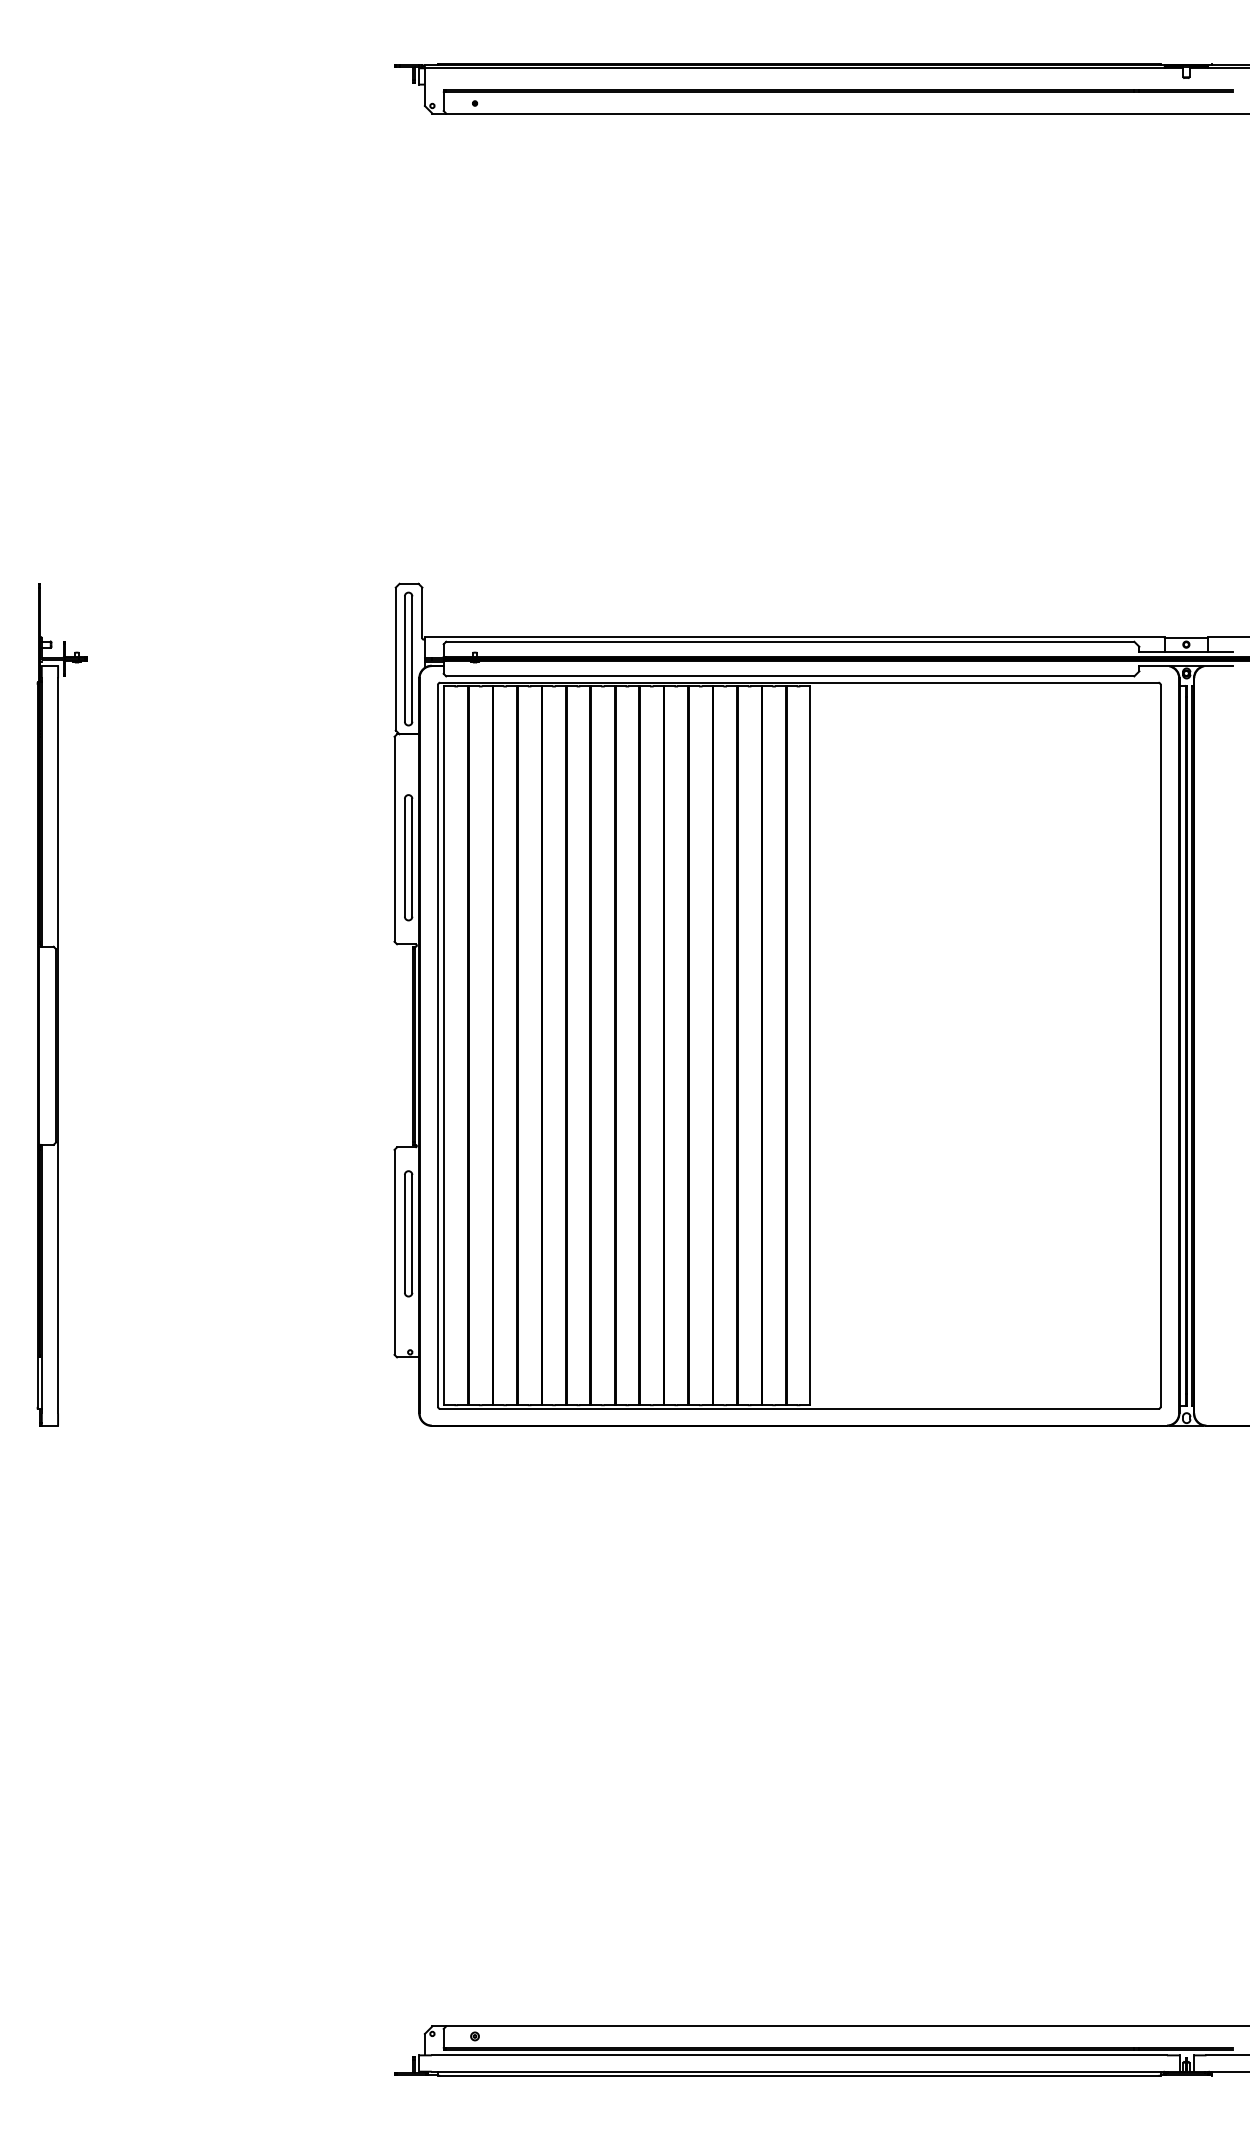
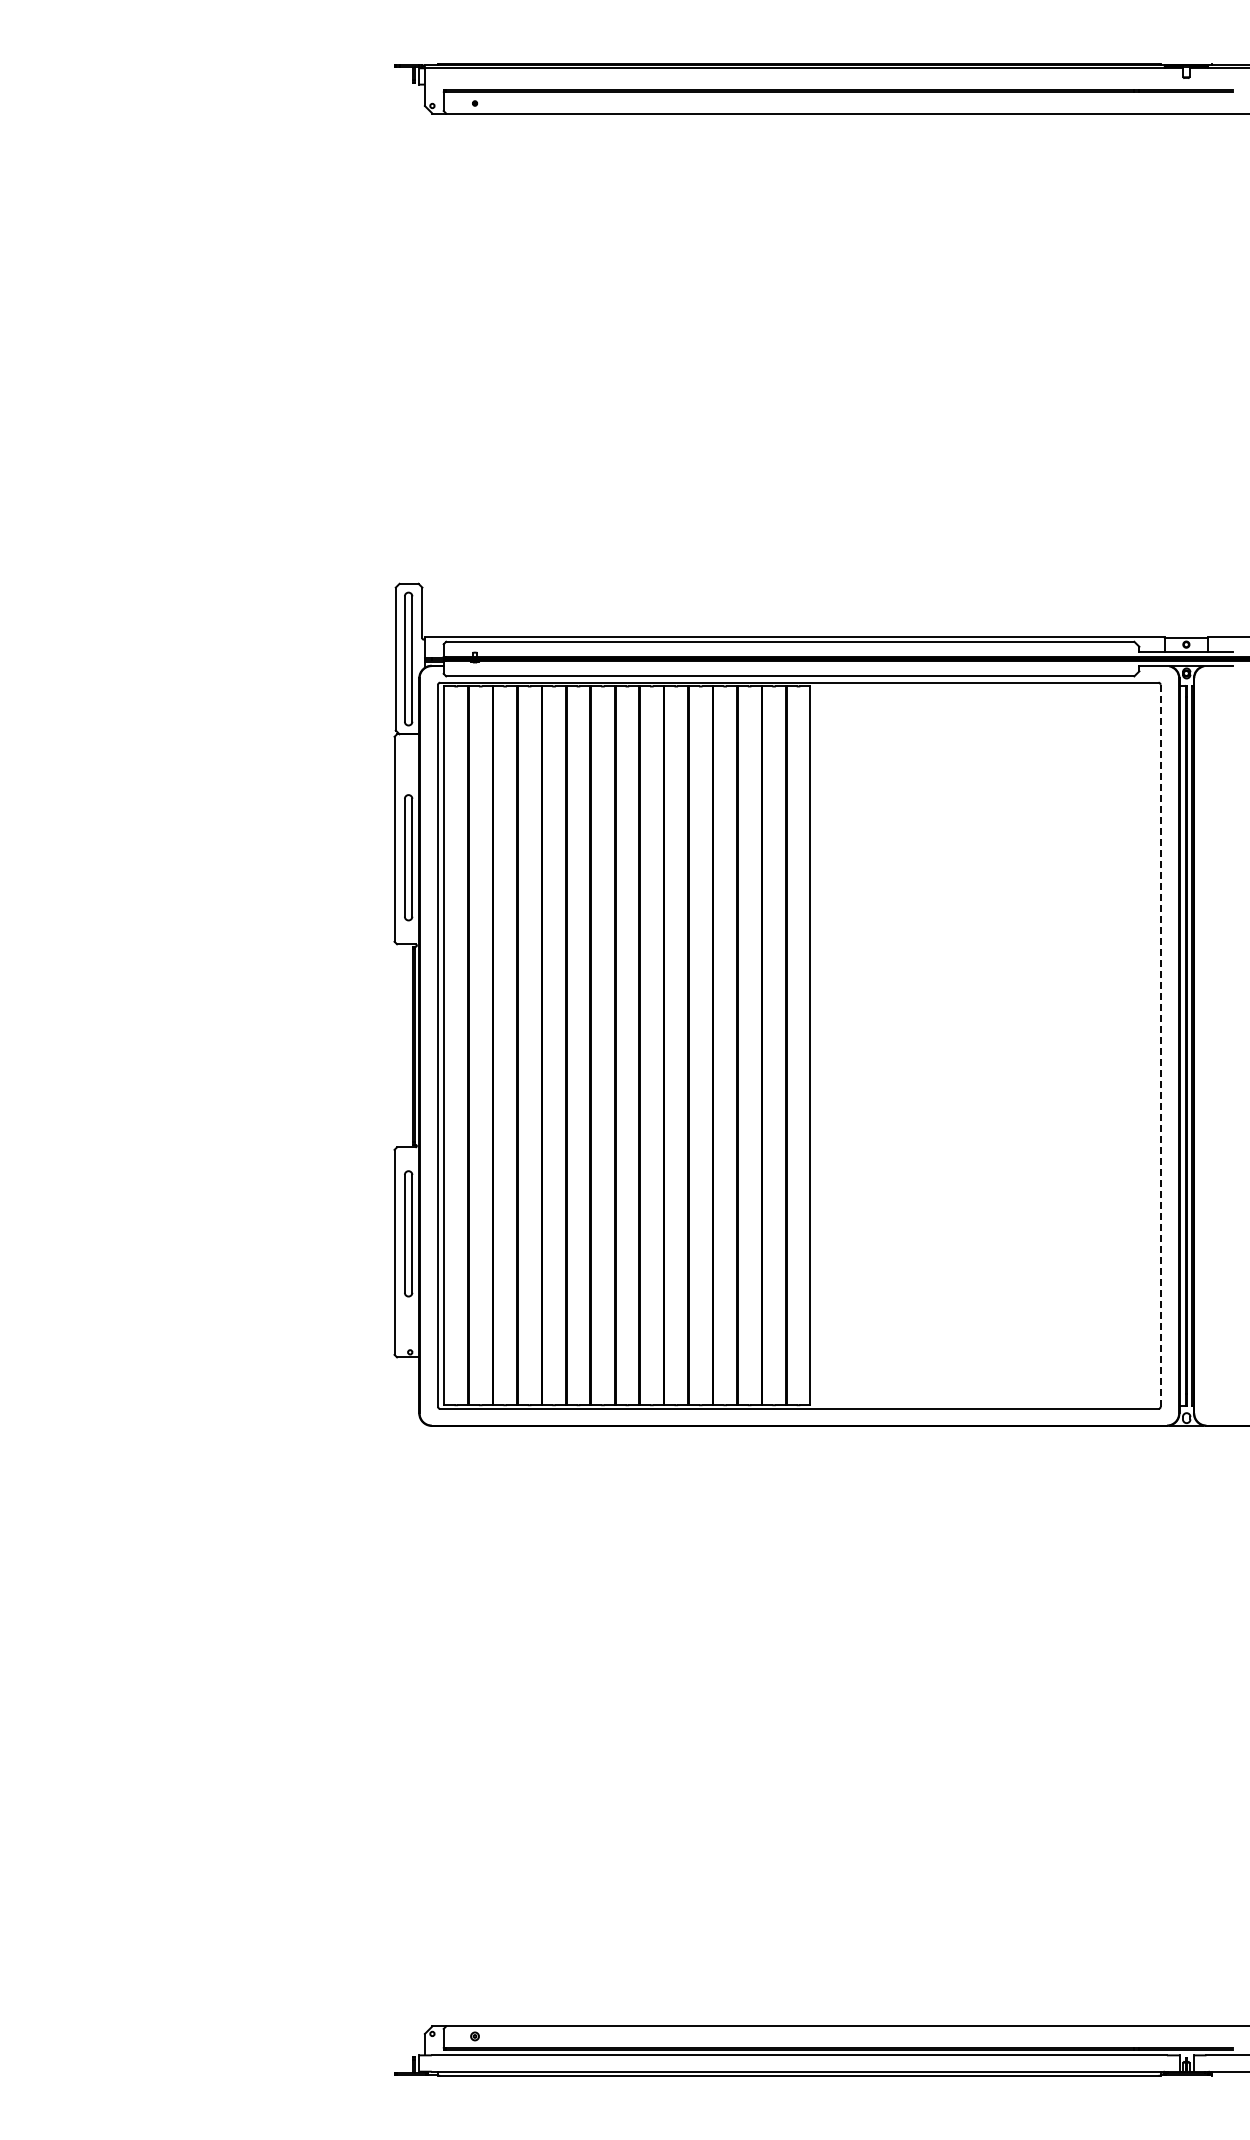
part: present -> none (61, 1004)
line: solid -> dashed (1160, 1045)
